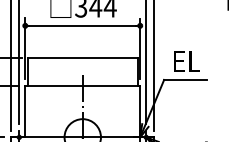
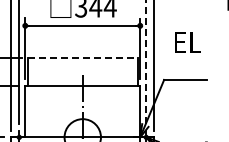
line: solid -> dashed (82, 57)
text position: (186, 61) -> (187, 42) (187, 42)
line: solid -> dashed (146, 62)
